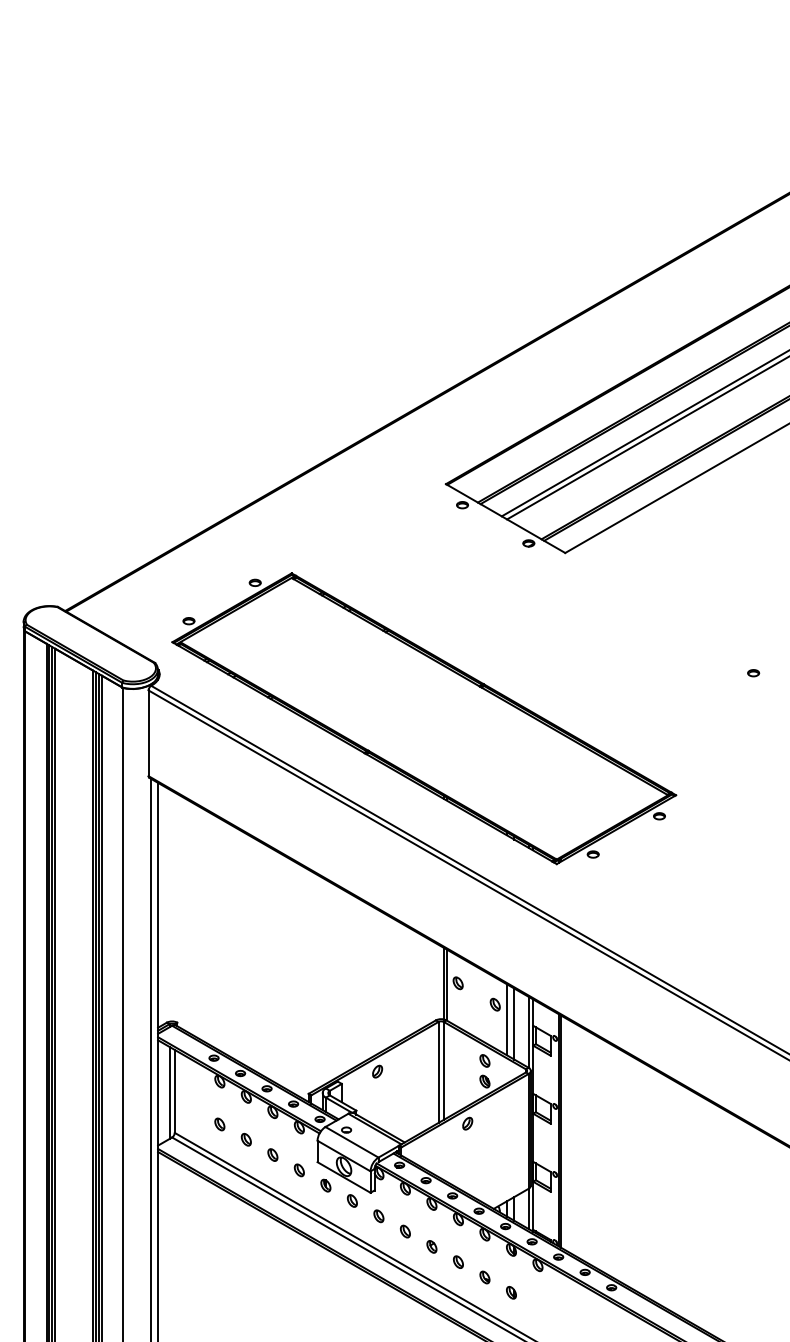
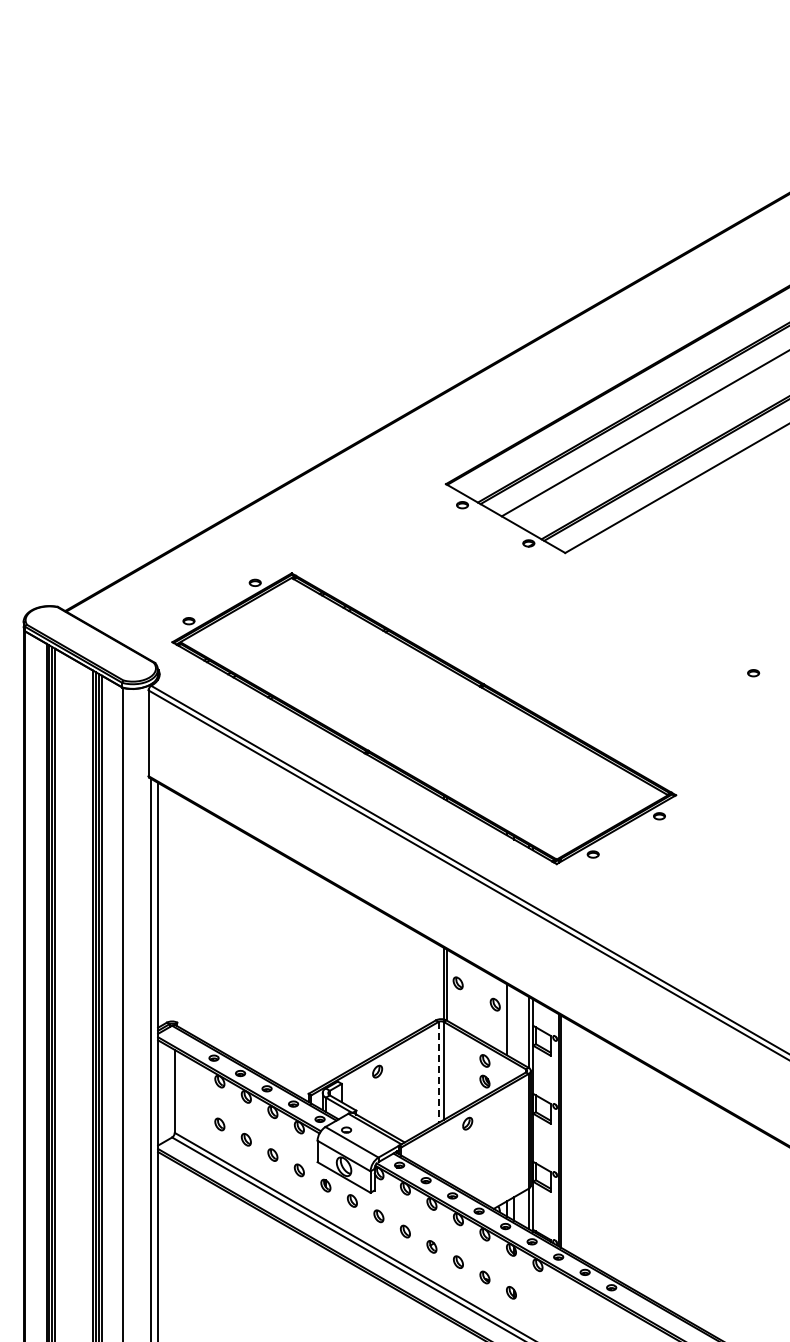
line: present -> none (646, 438)
line: present -> none (514, 1023)
line: solid -> dashed (438, 1072)
line: present -> none (169, 1092)
